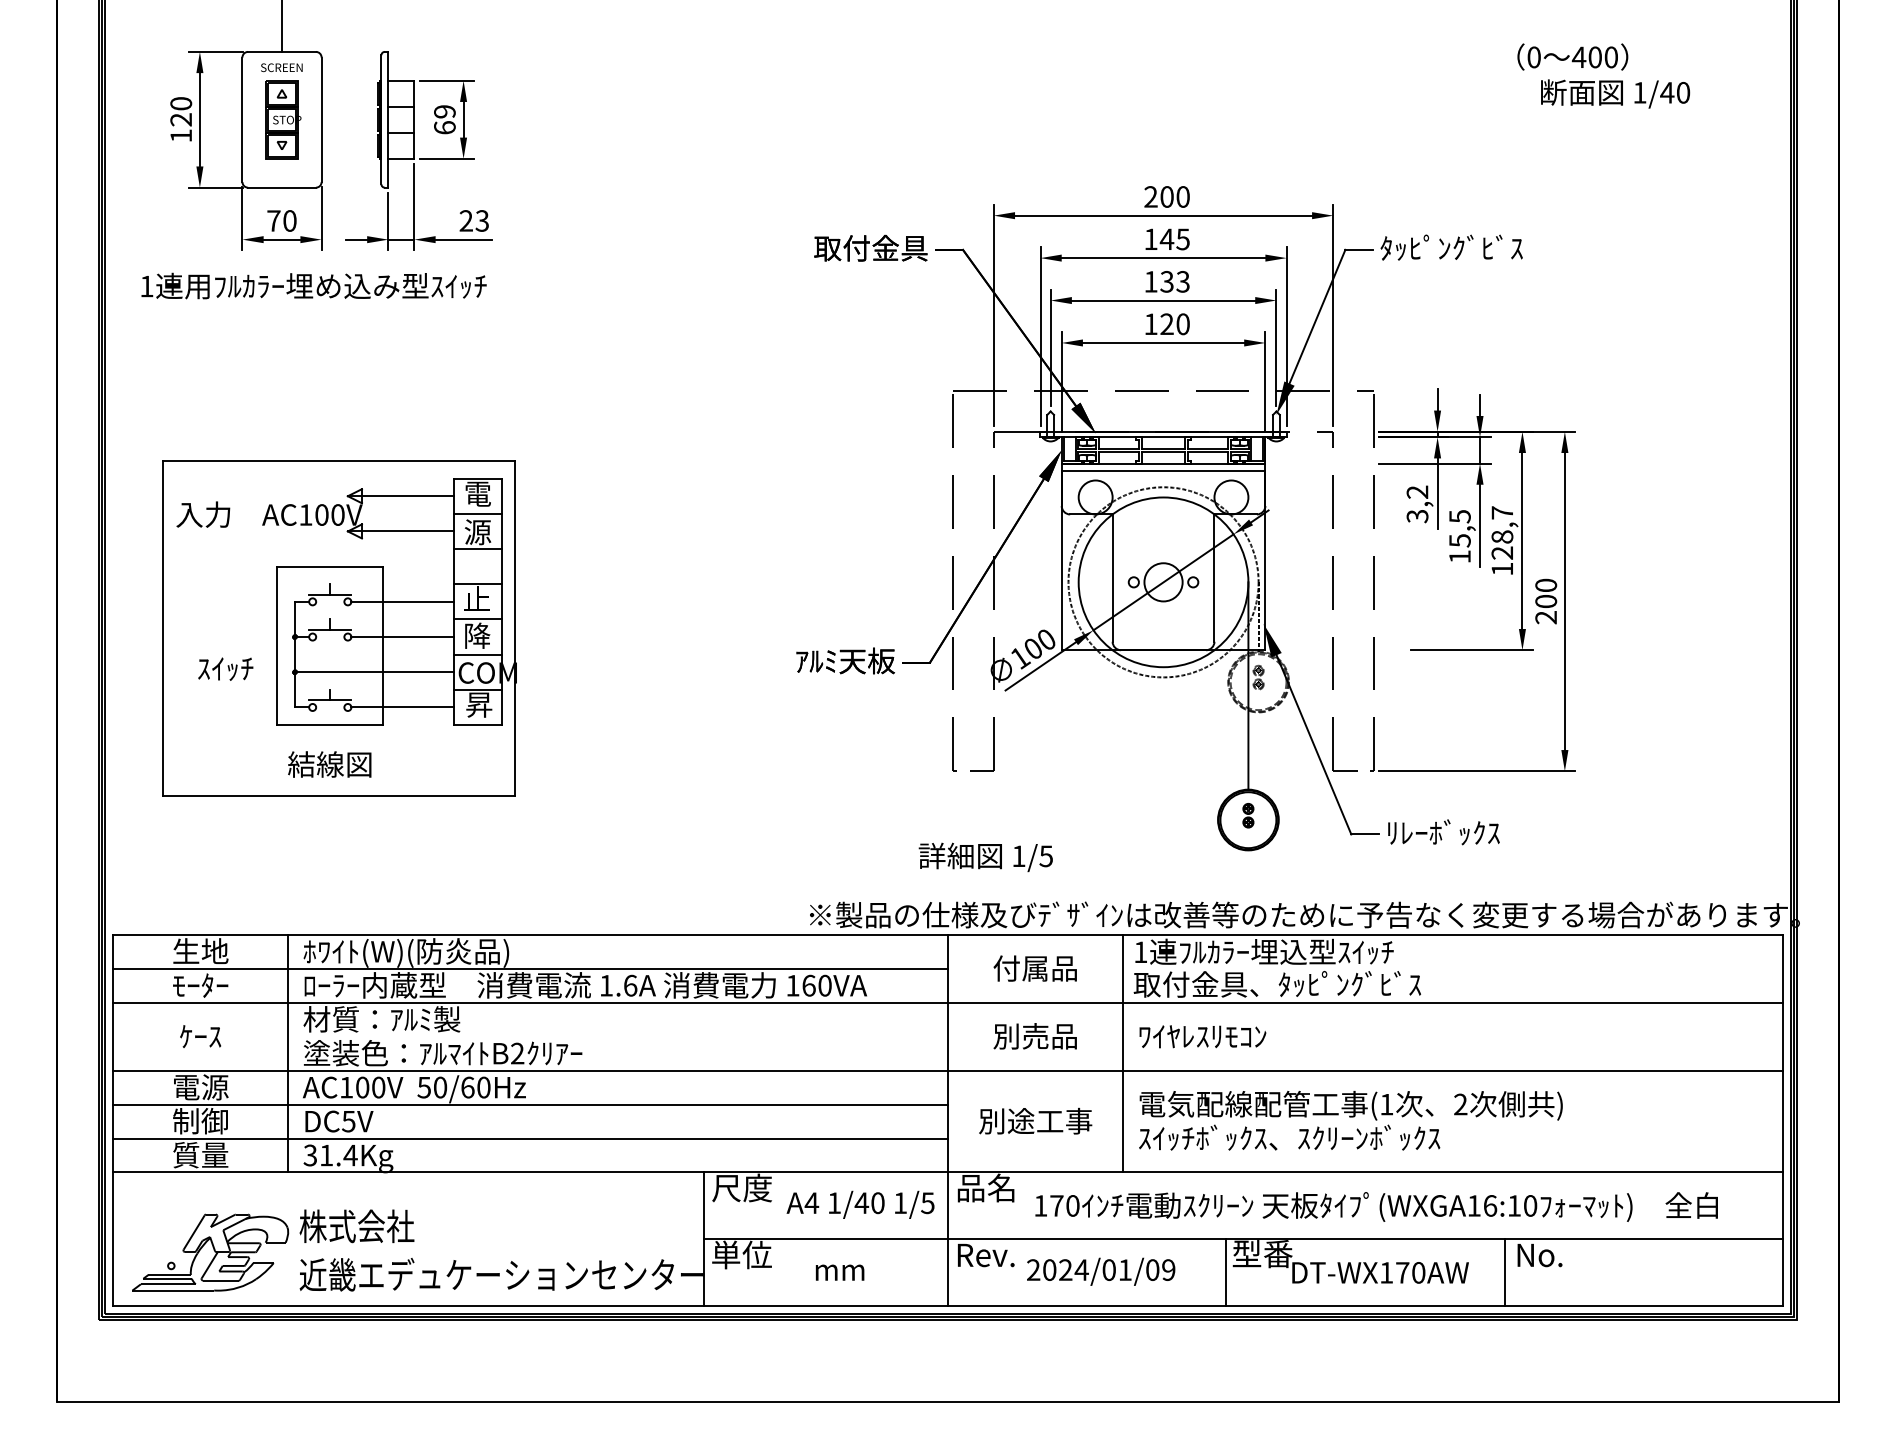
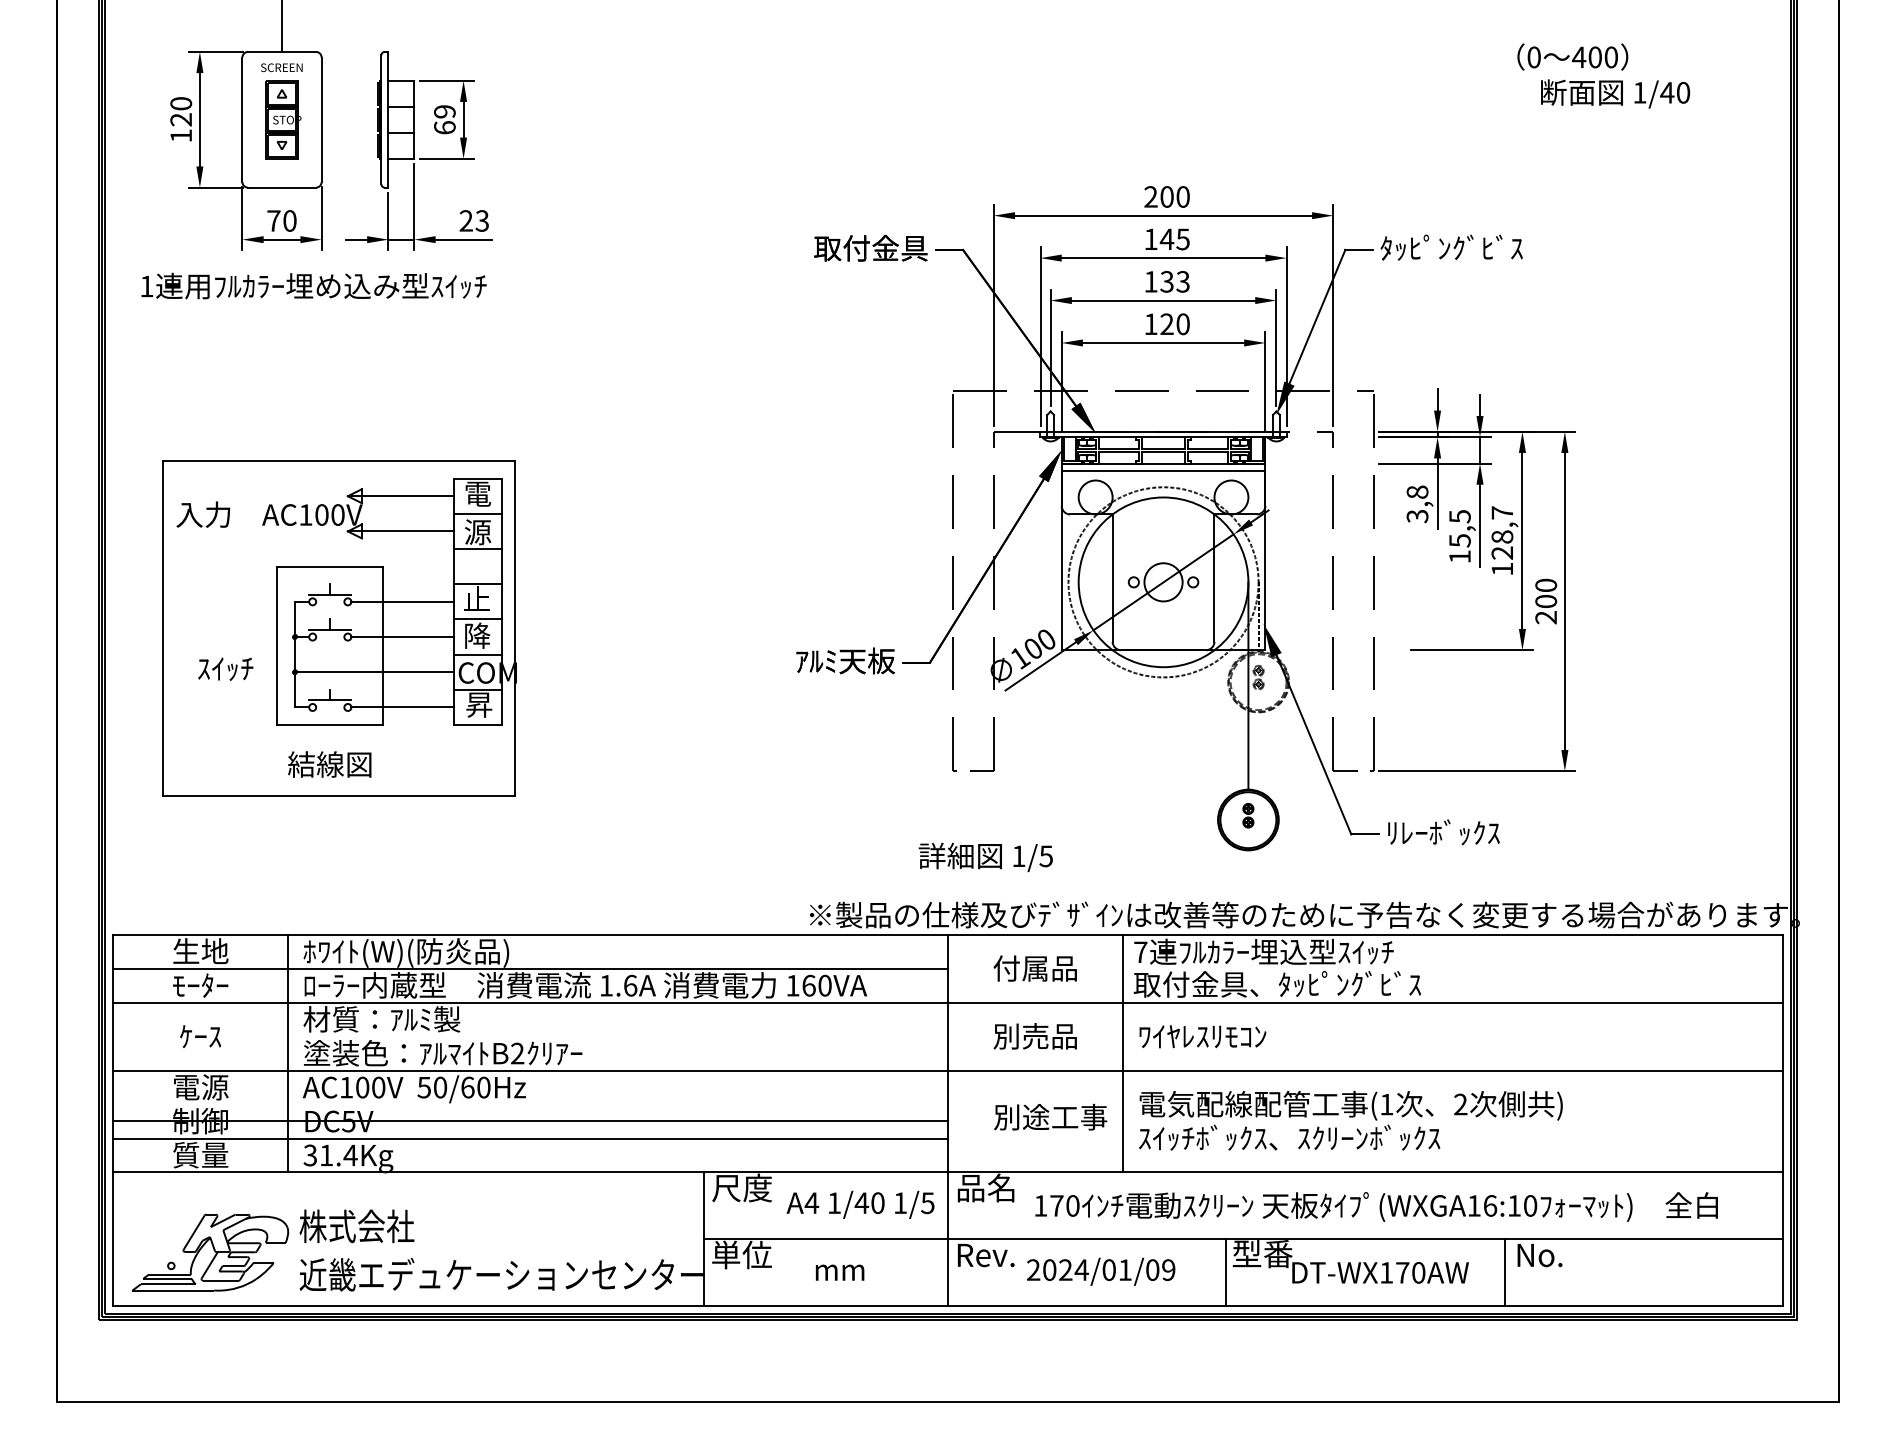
text: 3,2 -> 3,8 (1417, 491)
text: 1 -> 7 (1140, 951)
line position: (530, 1104) -> (530, 1120) (530, 1120)
text position: (1035, 1120) -> (1050, 1116) (1050, 1116)
